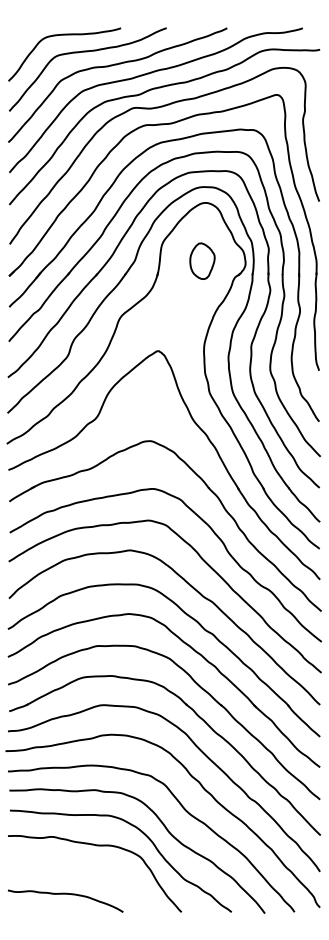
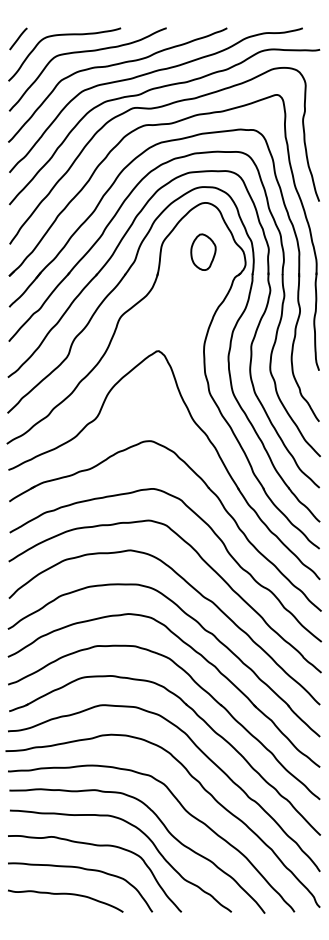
line: none -> present (18, 38)
part position: (202, 260) -> (203, 251) (203, 251)
curve: none -> present (86, 870)
